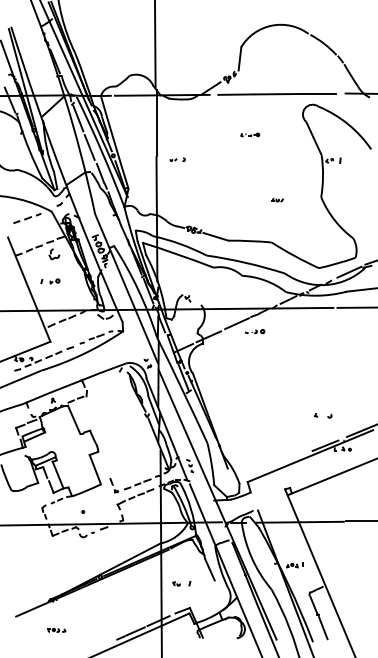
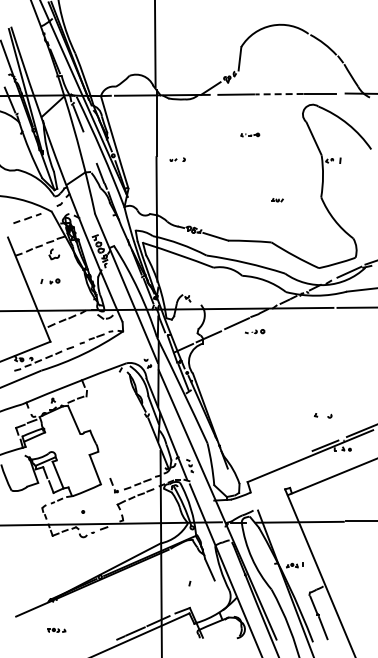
line: solid -> dashed (278, 94)
line: present -> none (89, 147)
part: present -> none (176, 583)
